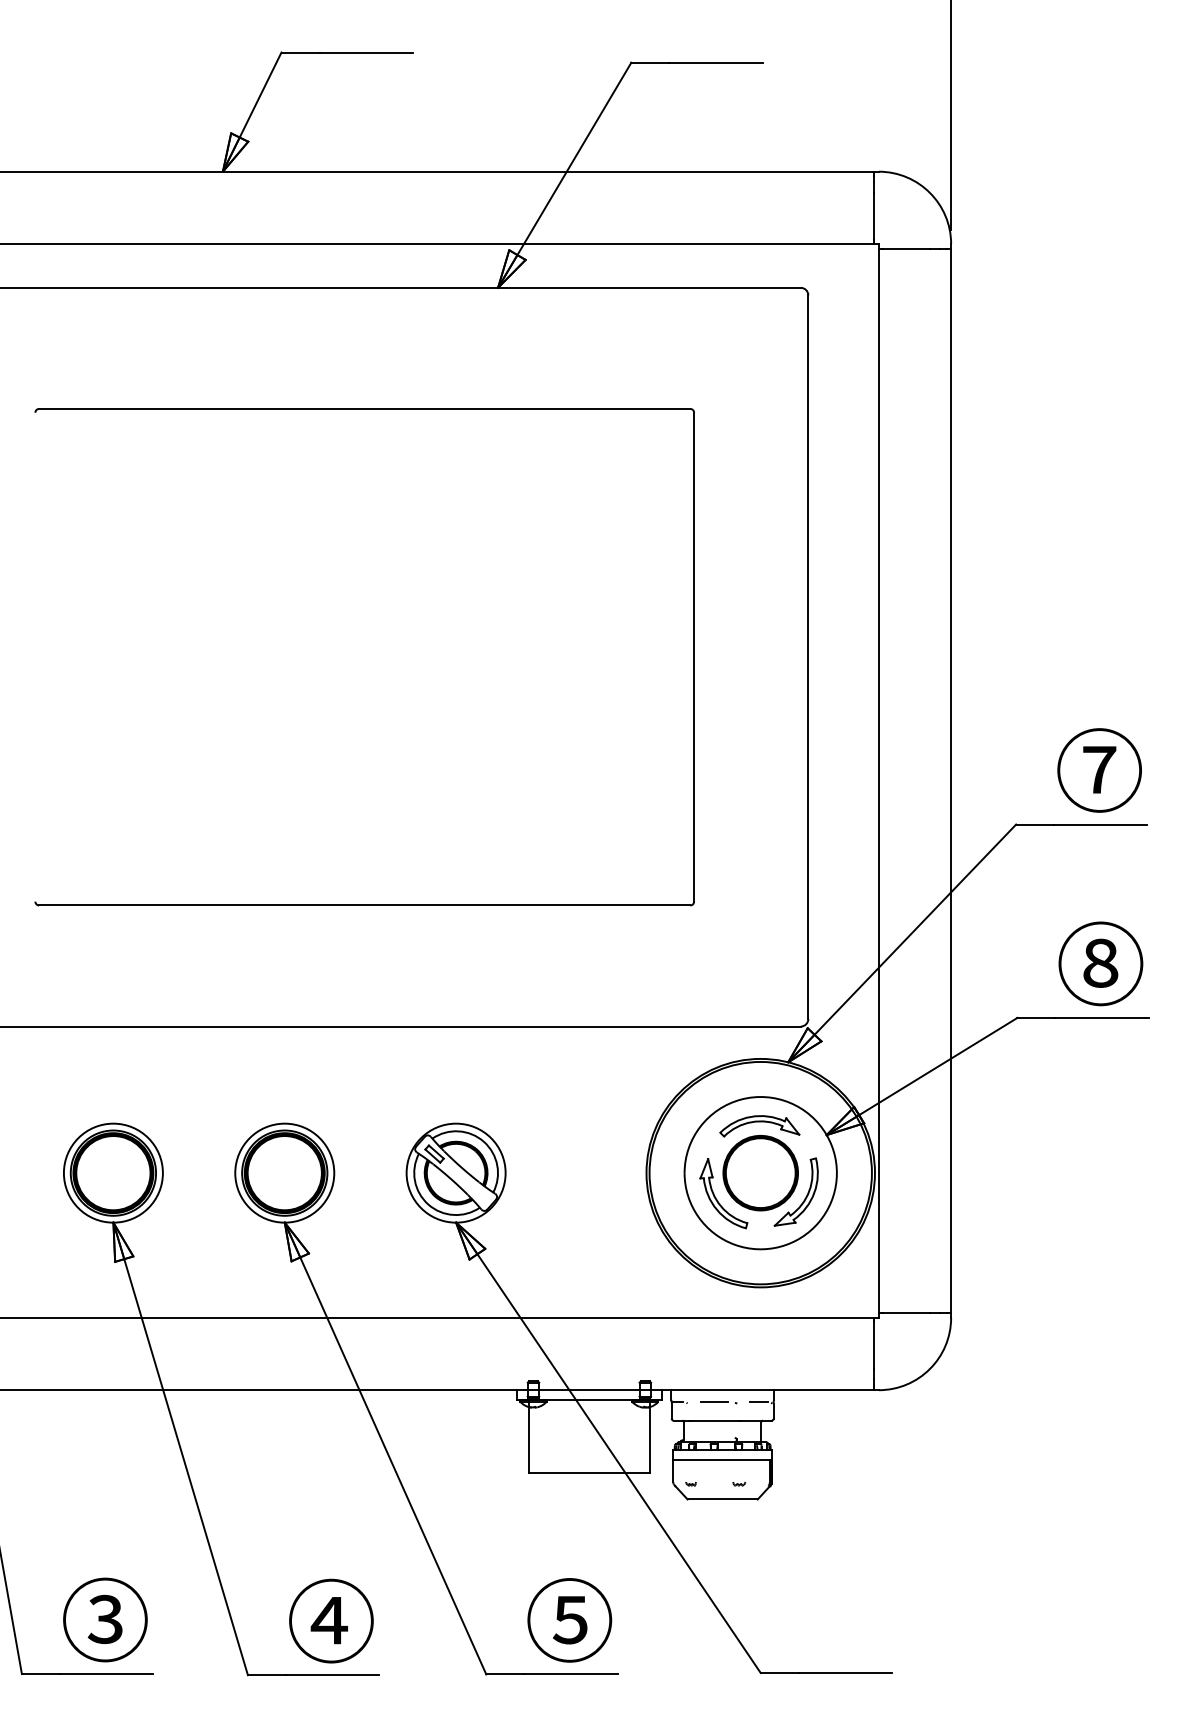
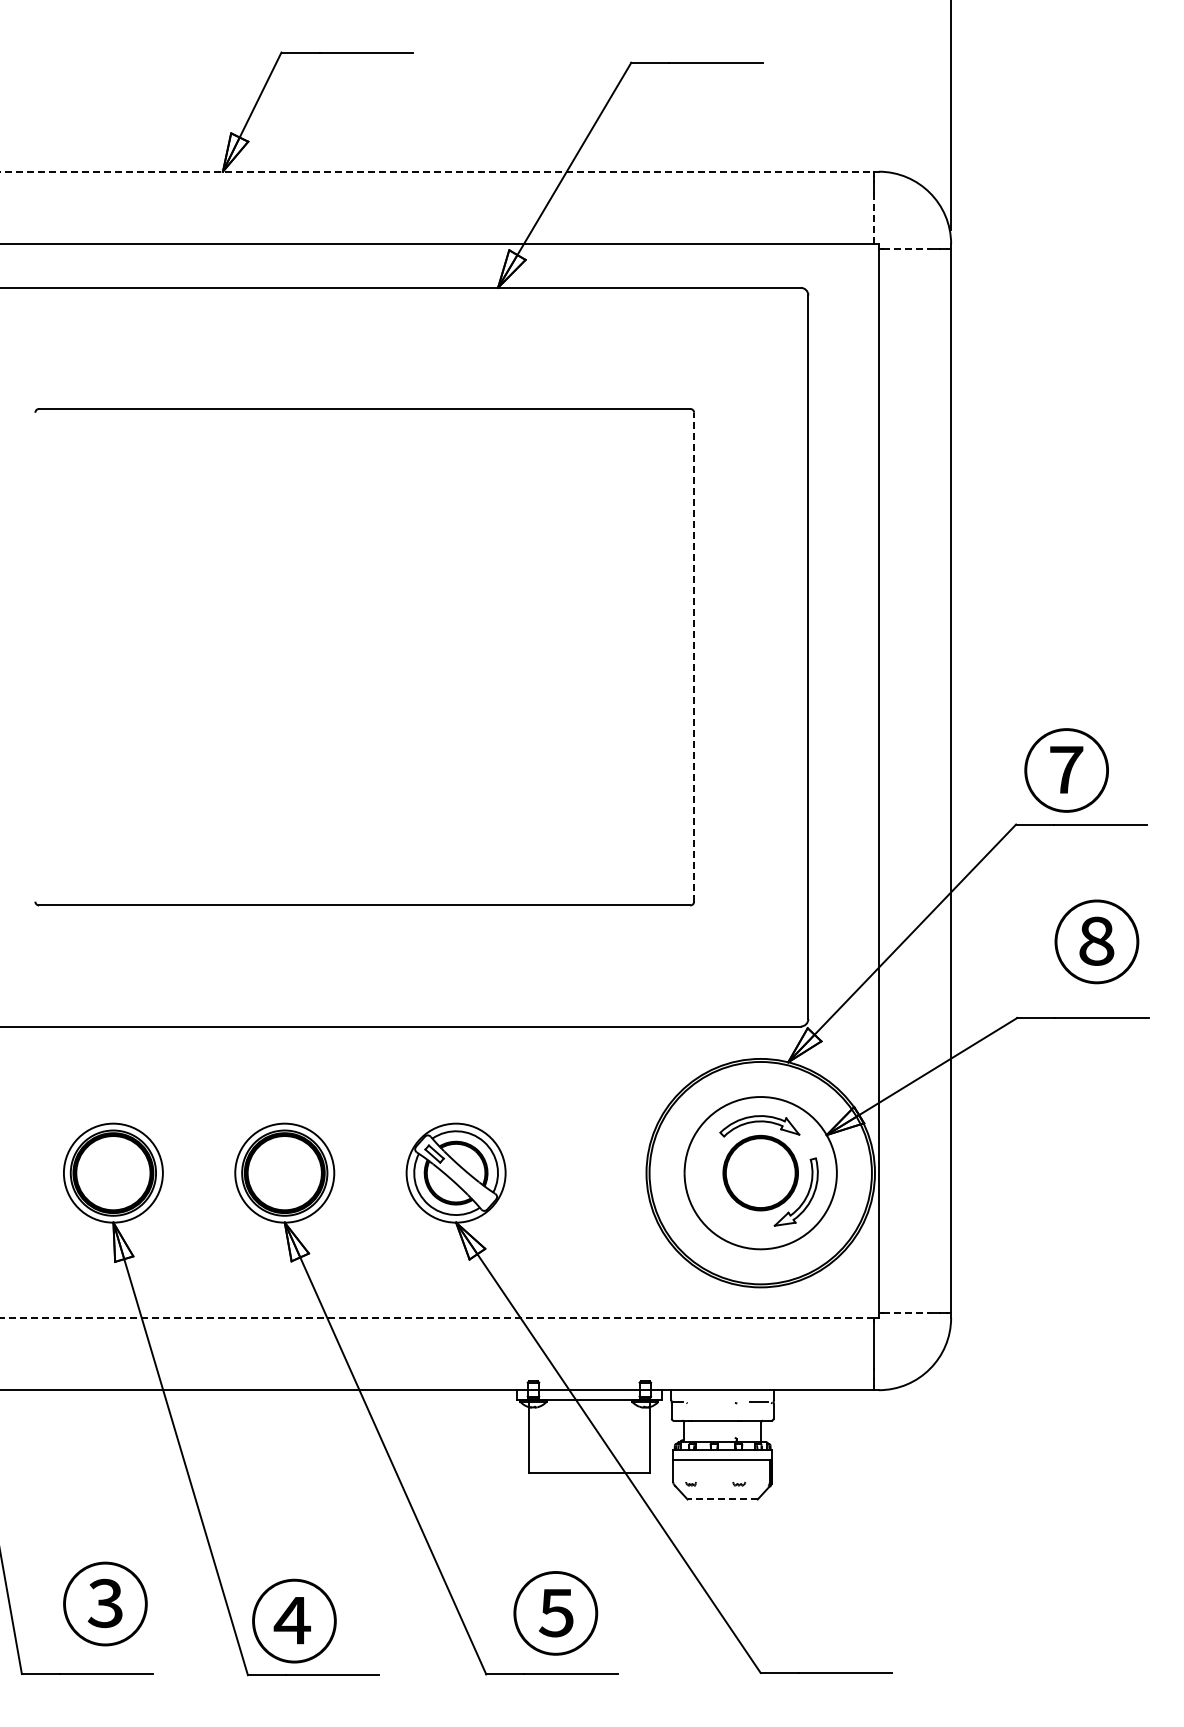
line: solid -> dashed (437, 171)
line: solid -> dashed (874, 217)
line: solid -> dashed (906, 248)
line: solid -> dashed (694, 656)
text position: (1099, 770) -> (1066, 770) (1066, 770)
text position: (1100, 963) -> (1096, 941) (1096, 941)
part: present -> none (716, 1197)
line: solid -> dashed (906, 1313)
line: solid -> dashed (437, 1317)
line: present -> none (713, 1401)
line: solid -> dashed (722, 1499)
text position: (105, 1619) -> (105, 1603) (105, 1603)
text position: (331, 1620) -> (294, 1620) (294, 1620)
text position: (569, 1620) -> (555, 1613) (555, 1613)
